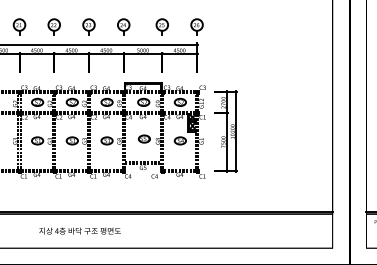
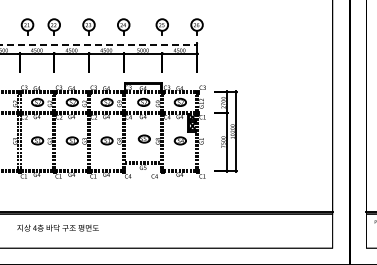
part position: (19, 26) -> (27, 26) (27, 26)
line: solid -> dashed (99, 44)
text position: (79, 230) -> (57, 227) (57, 227)
